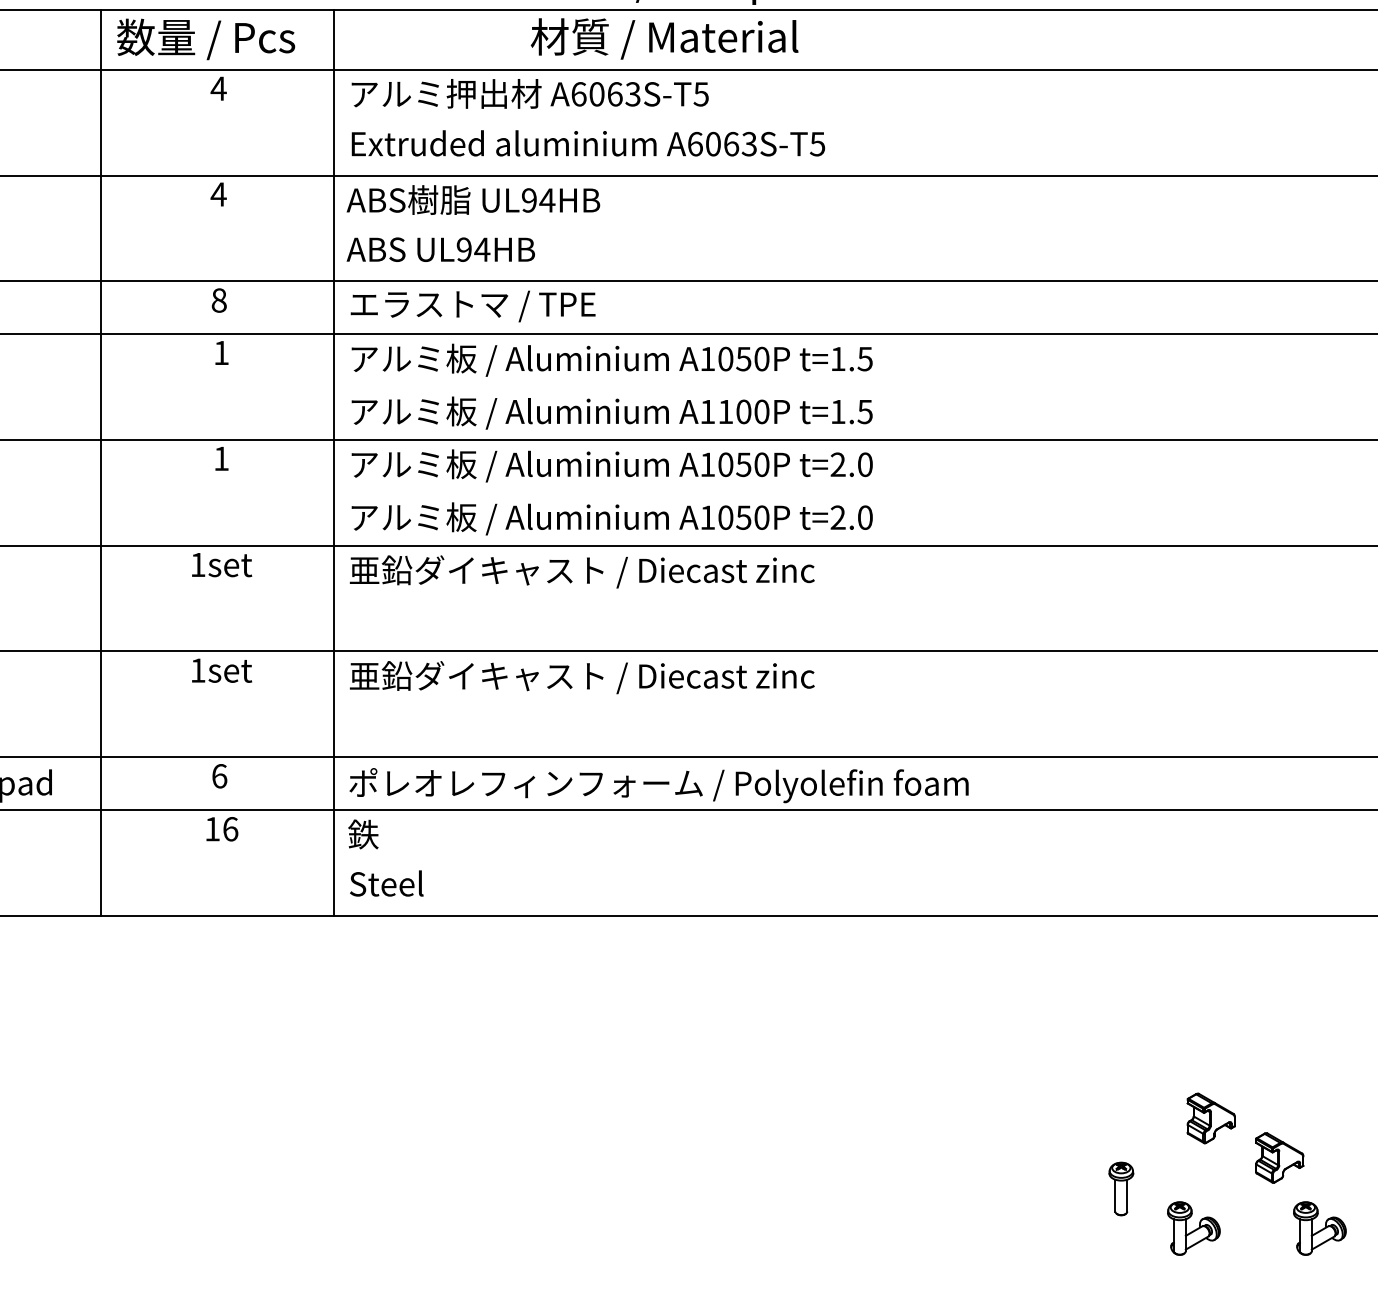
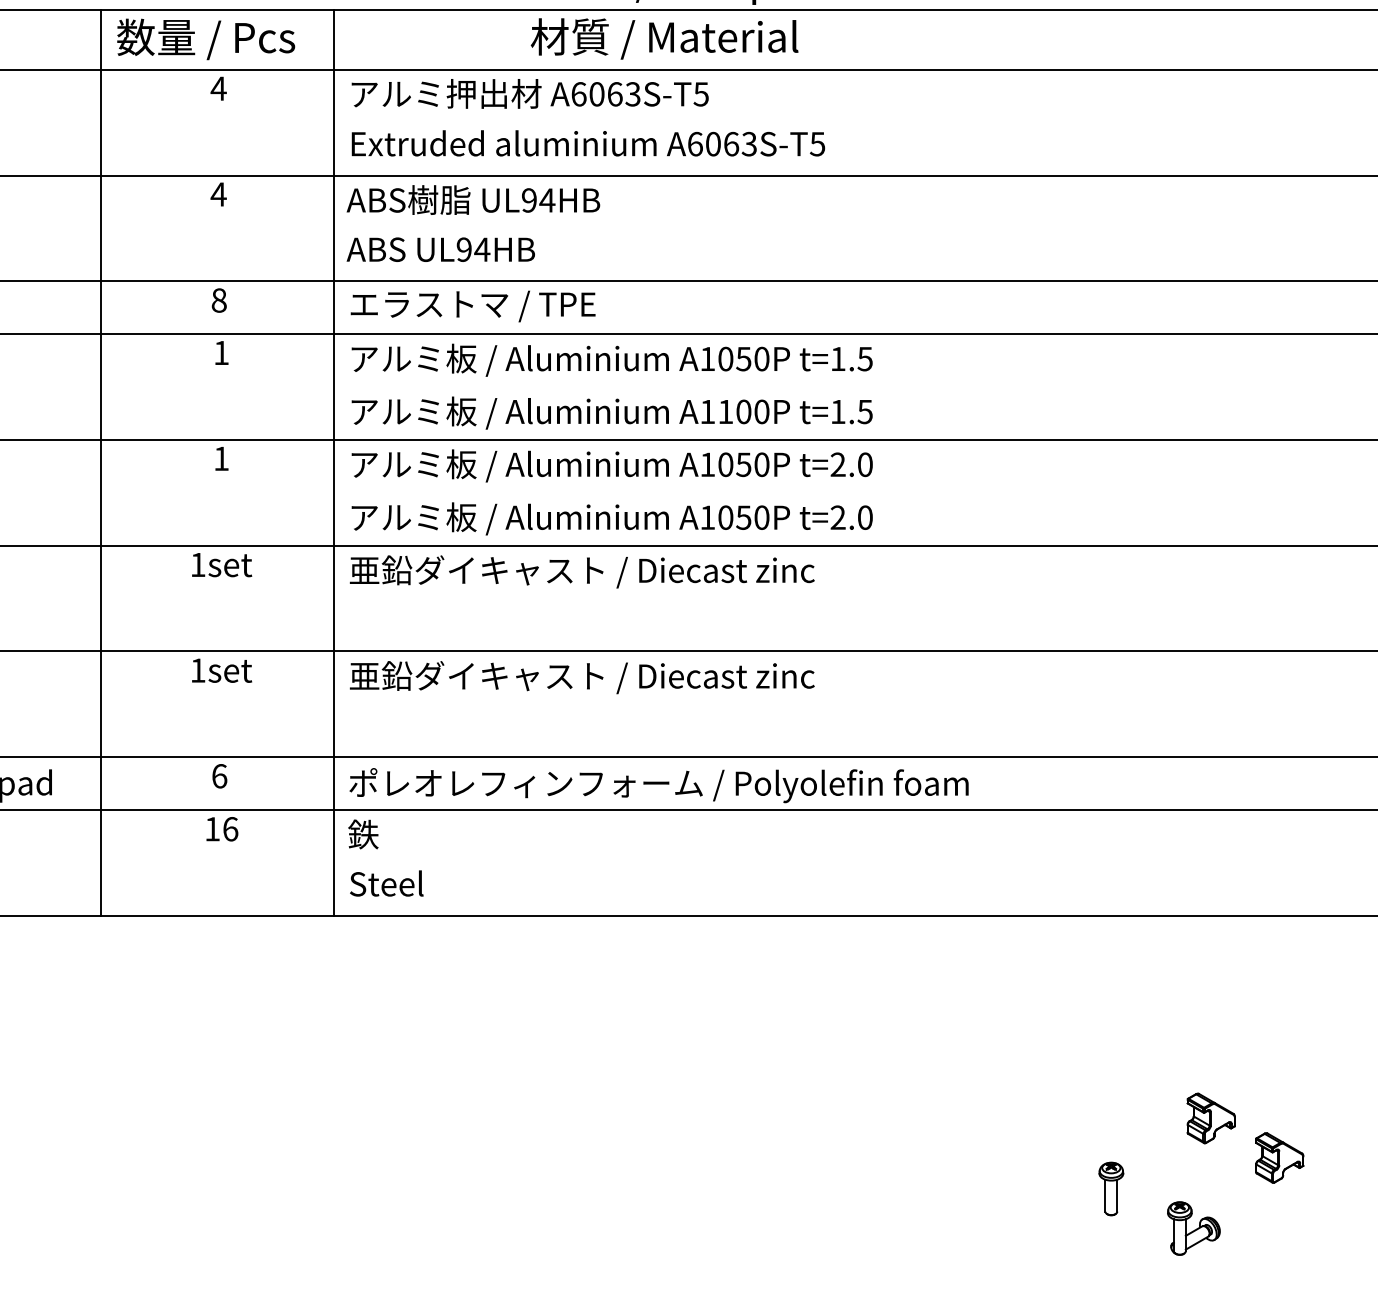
part position: (1121, 1188) -> (1111, 1188) (1111, 1188)
part: present -> none (1319, 1228)
